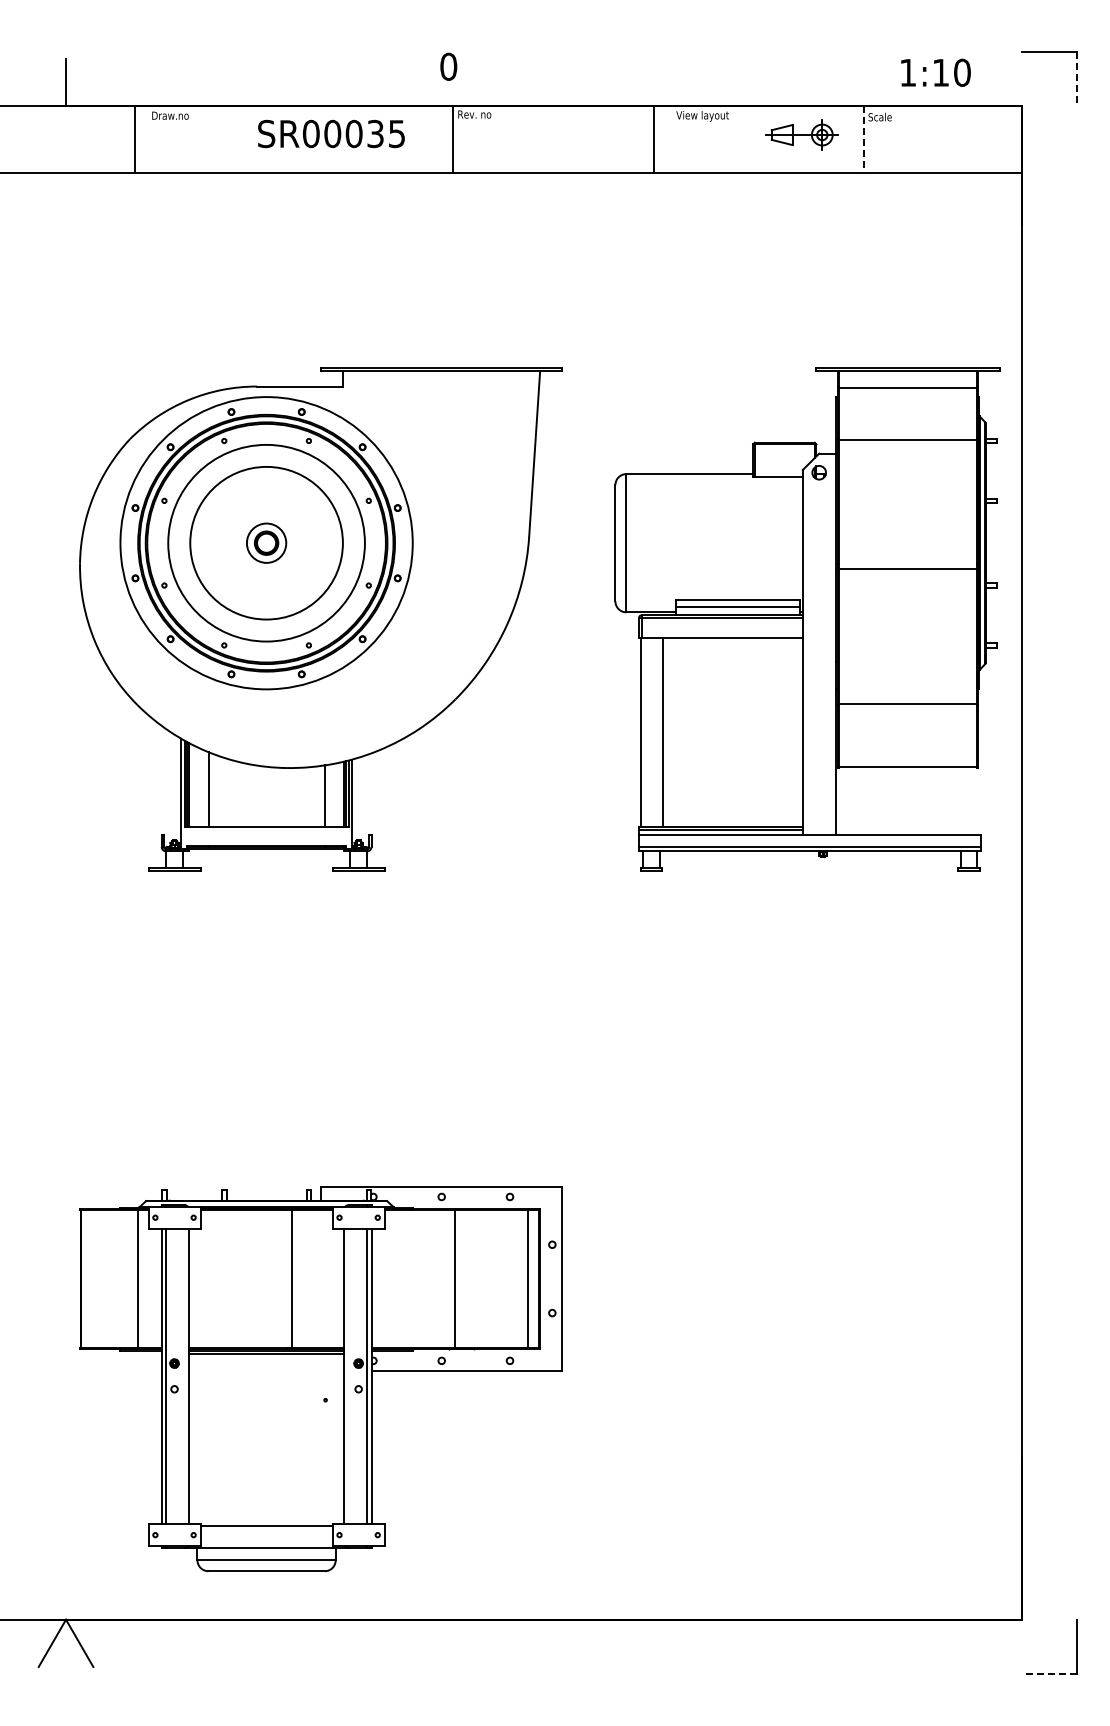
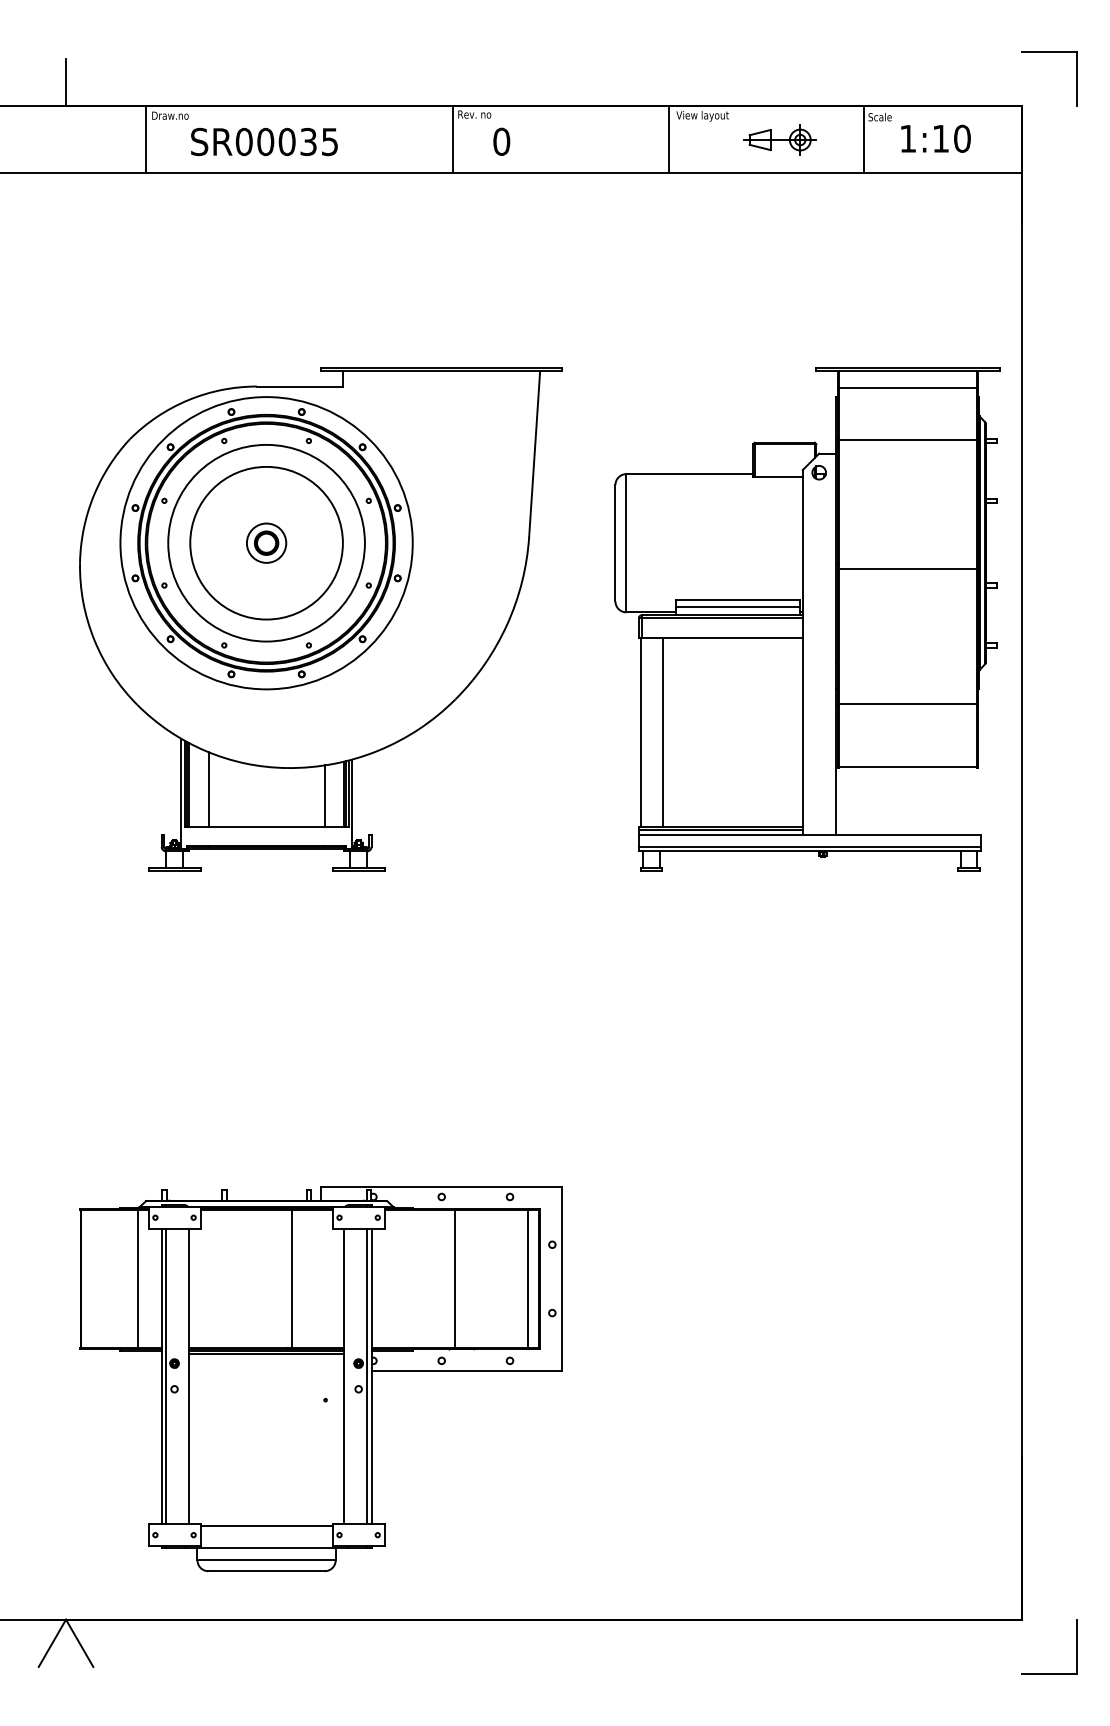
text position: (448, 66) -> (501, 141) (501, 141)
text position: (935, 72) -> (935, 138) (935, 138)
line: dashed -> solid (1076, 79)
text position: (331, 133) -> (264, 141) (264, 141)
part position: (801, 134) -> (779, 139) (779, 139)
line position: (134, 139) -> (145, 139) (145, 139)
line position: (653, 139) -> (668, 139) (668, 139)
line: dashed -> solid (863, 139)
line: dashed -> solid (1048, 1674)
